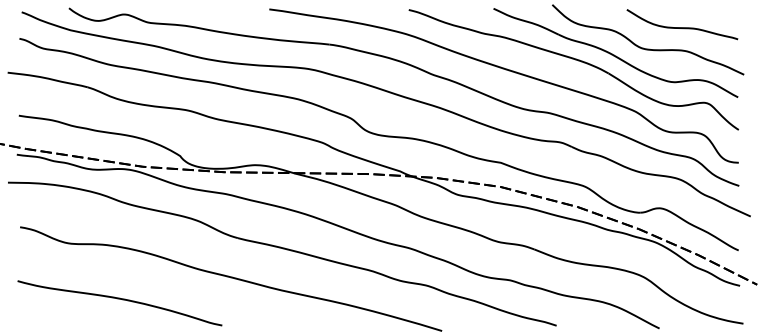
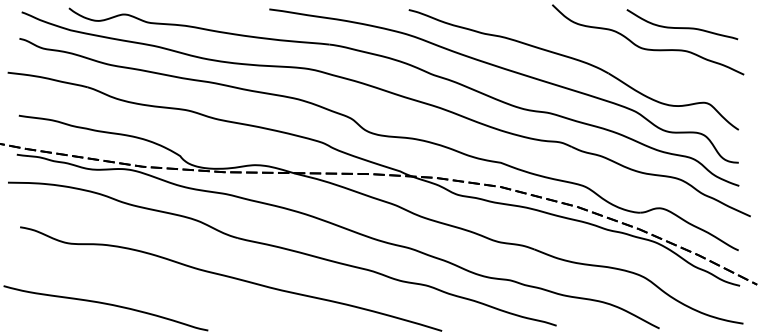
part: present -> none (615, 52)
curve position: (119, 299) -> (105, 304) (105, 304)
